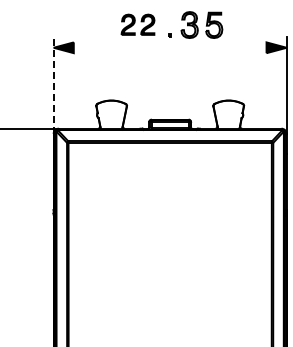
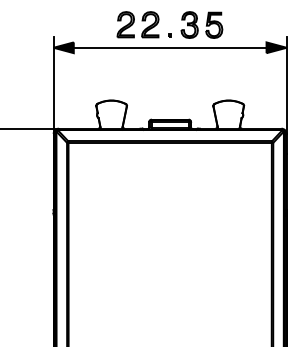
part size: 36x23 px -> 44x28 px (137, 24)
line: none -> present (169, 47)
line: dashed -> solid (53, 85)
